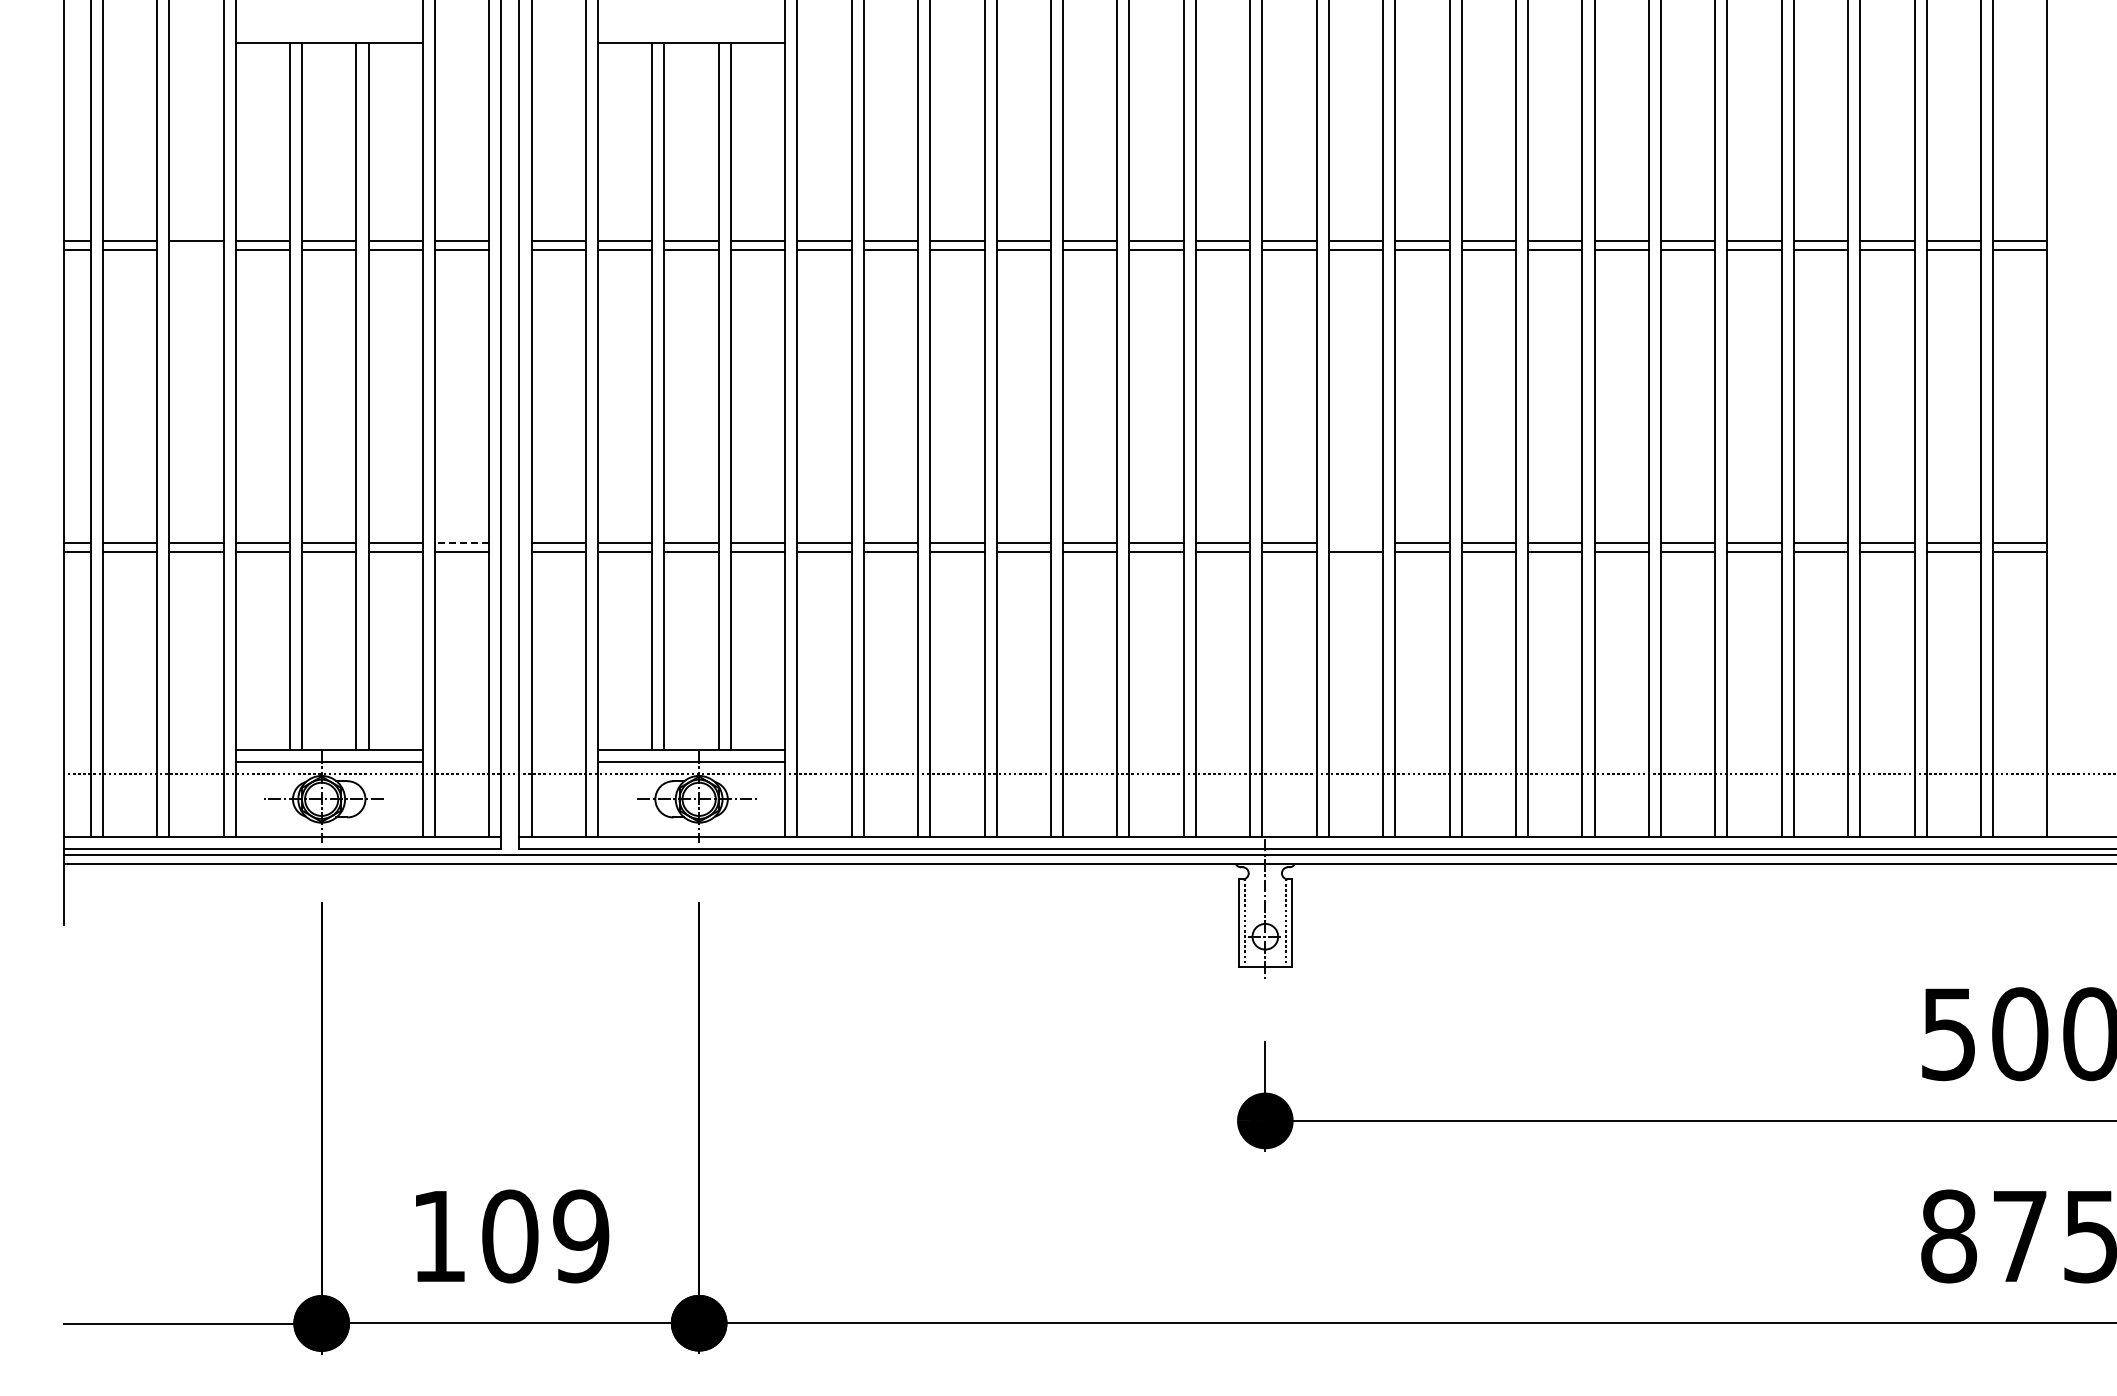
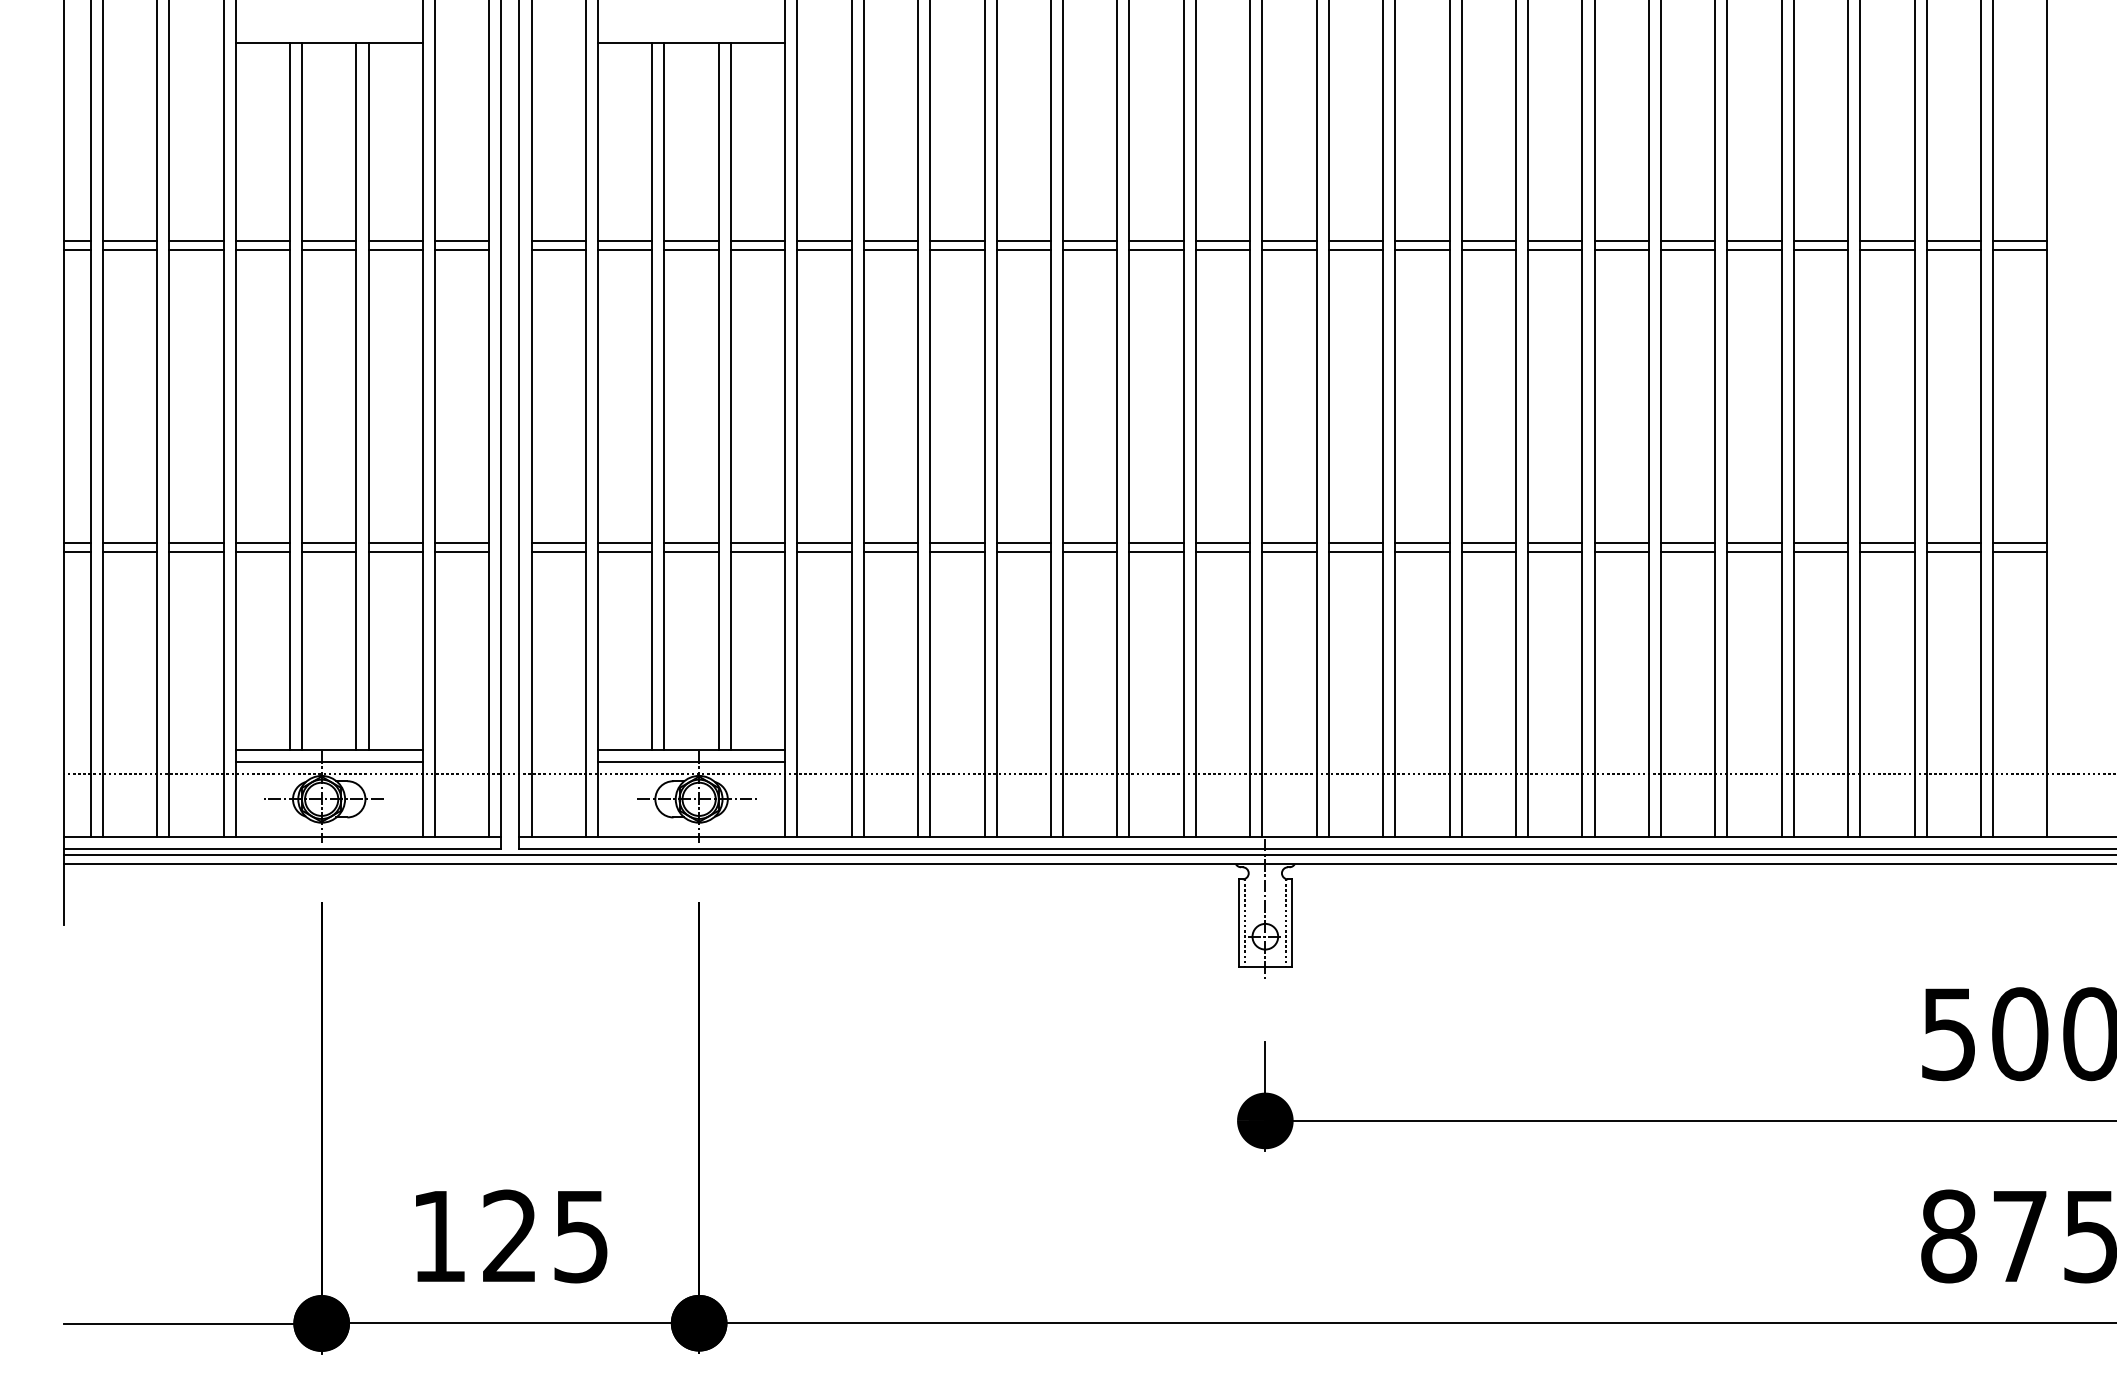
line: none -> present (196, 249)
line: dashed -> solid (461, 542)
line: none -> present (1355, 542)
text: 109 -> 125 (545, 1236)
